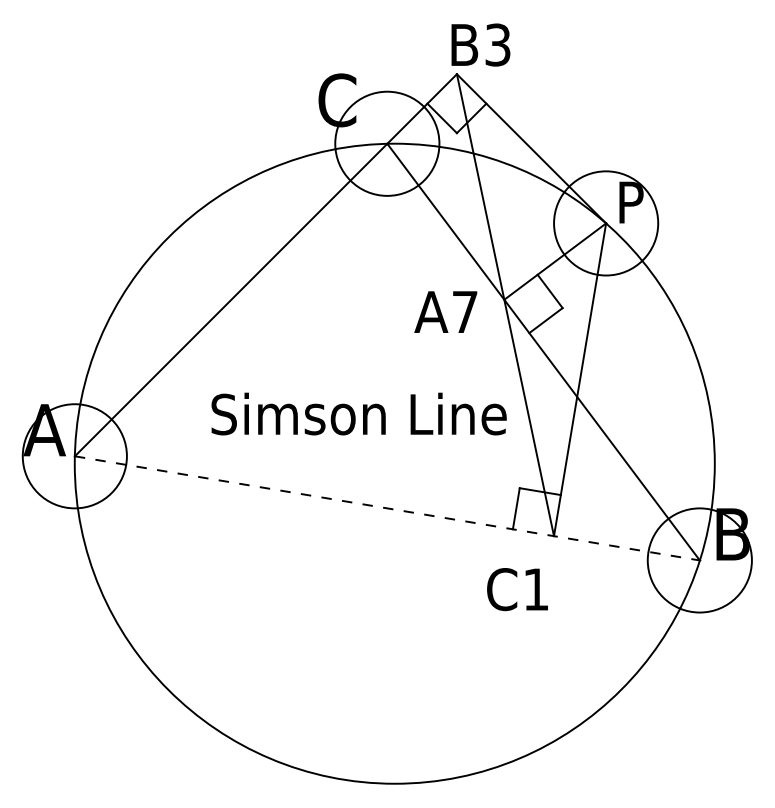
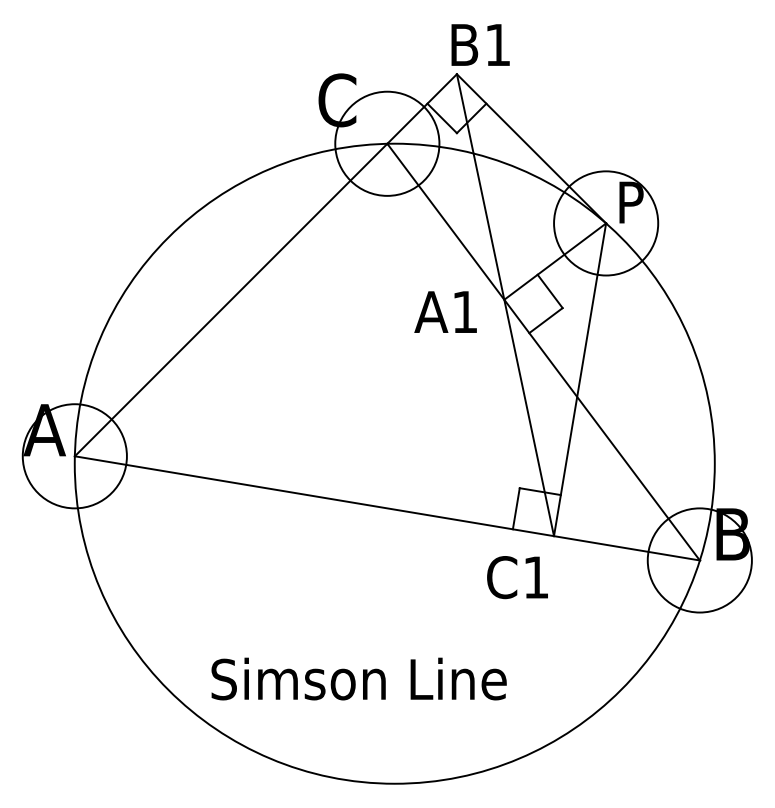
text: B3 -> B1 (497, 44)
text: A7 -> A1 (465, 311)
text position: (358, 413) -> (358, 678) (358, 678)
line: dashed -> solid (387, 508)
text position: (517, 589) -> (517, 577) (517, 577)
